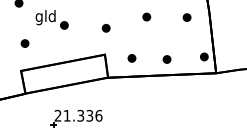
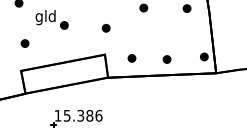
part position: (146, 16) -> (143, 7) (143, 7)
part position: (186, 17) -> (186, 8) (186, 8)
text: 21.336 -> 15.386 (73, 115)
